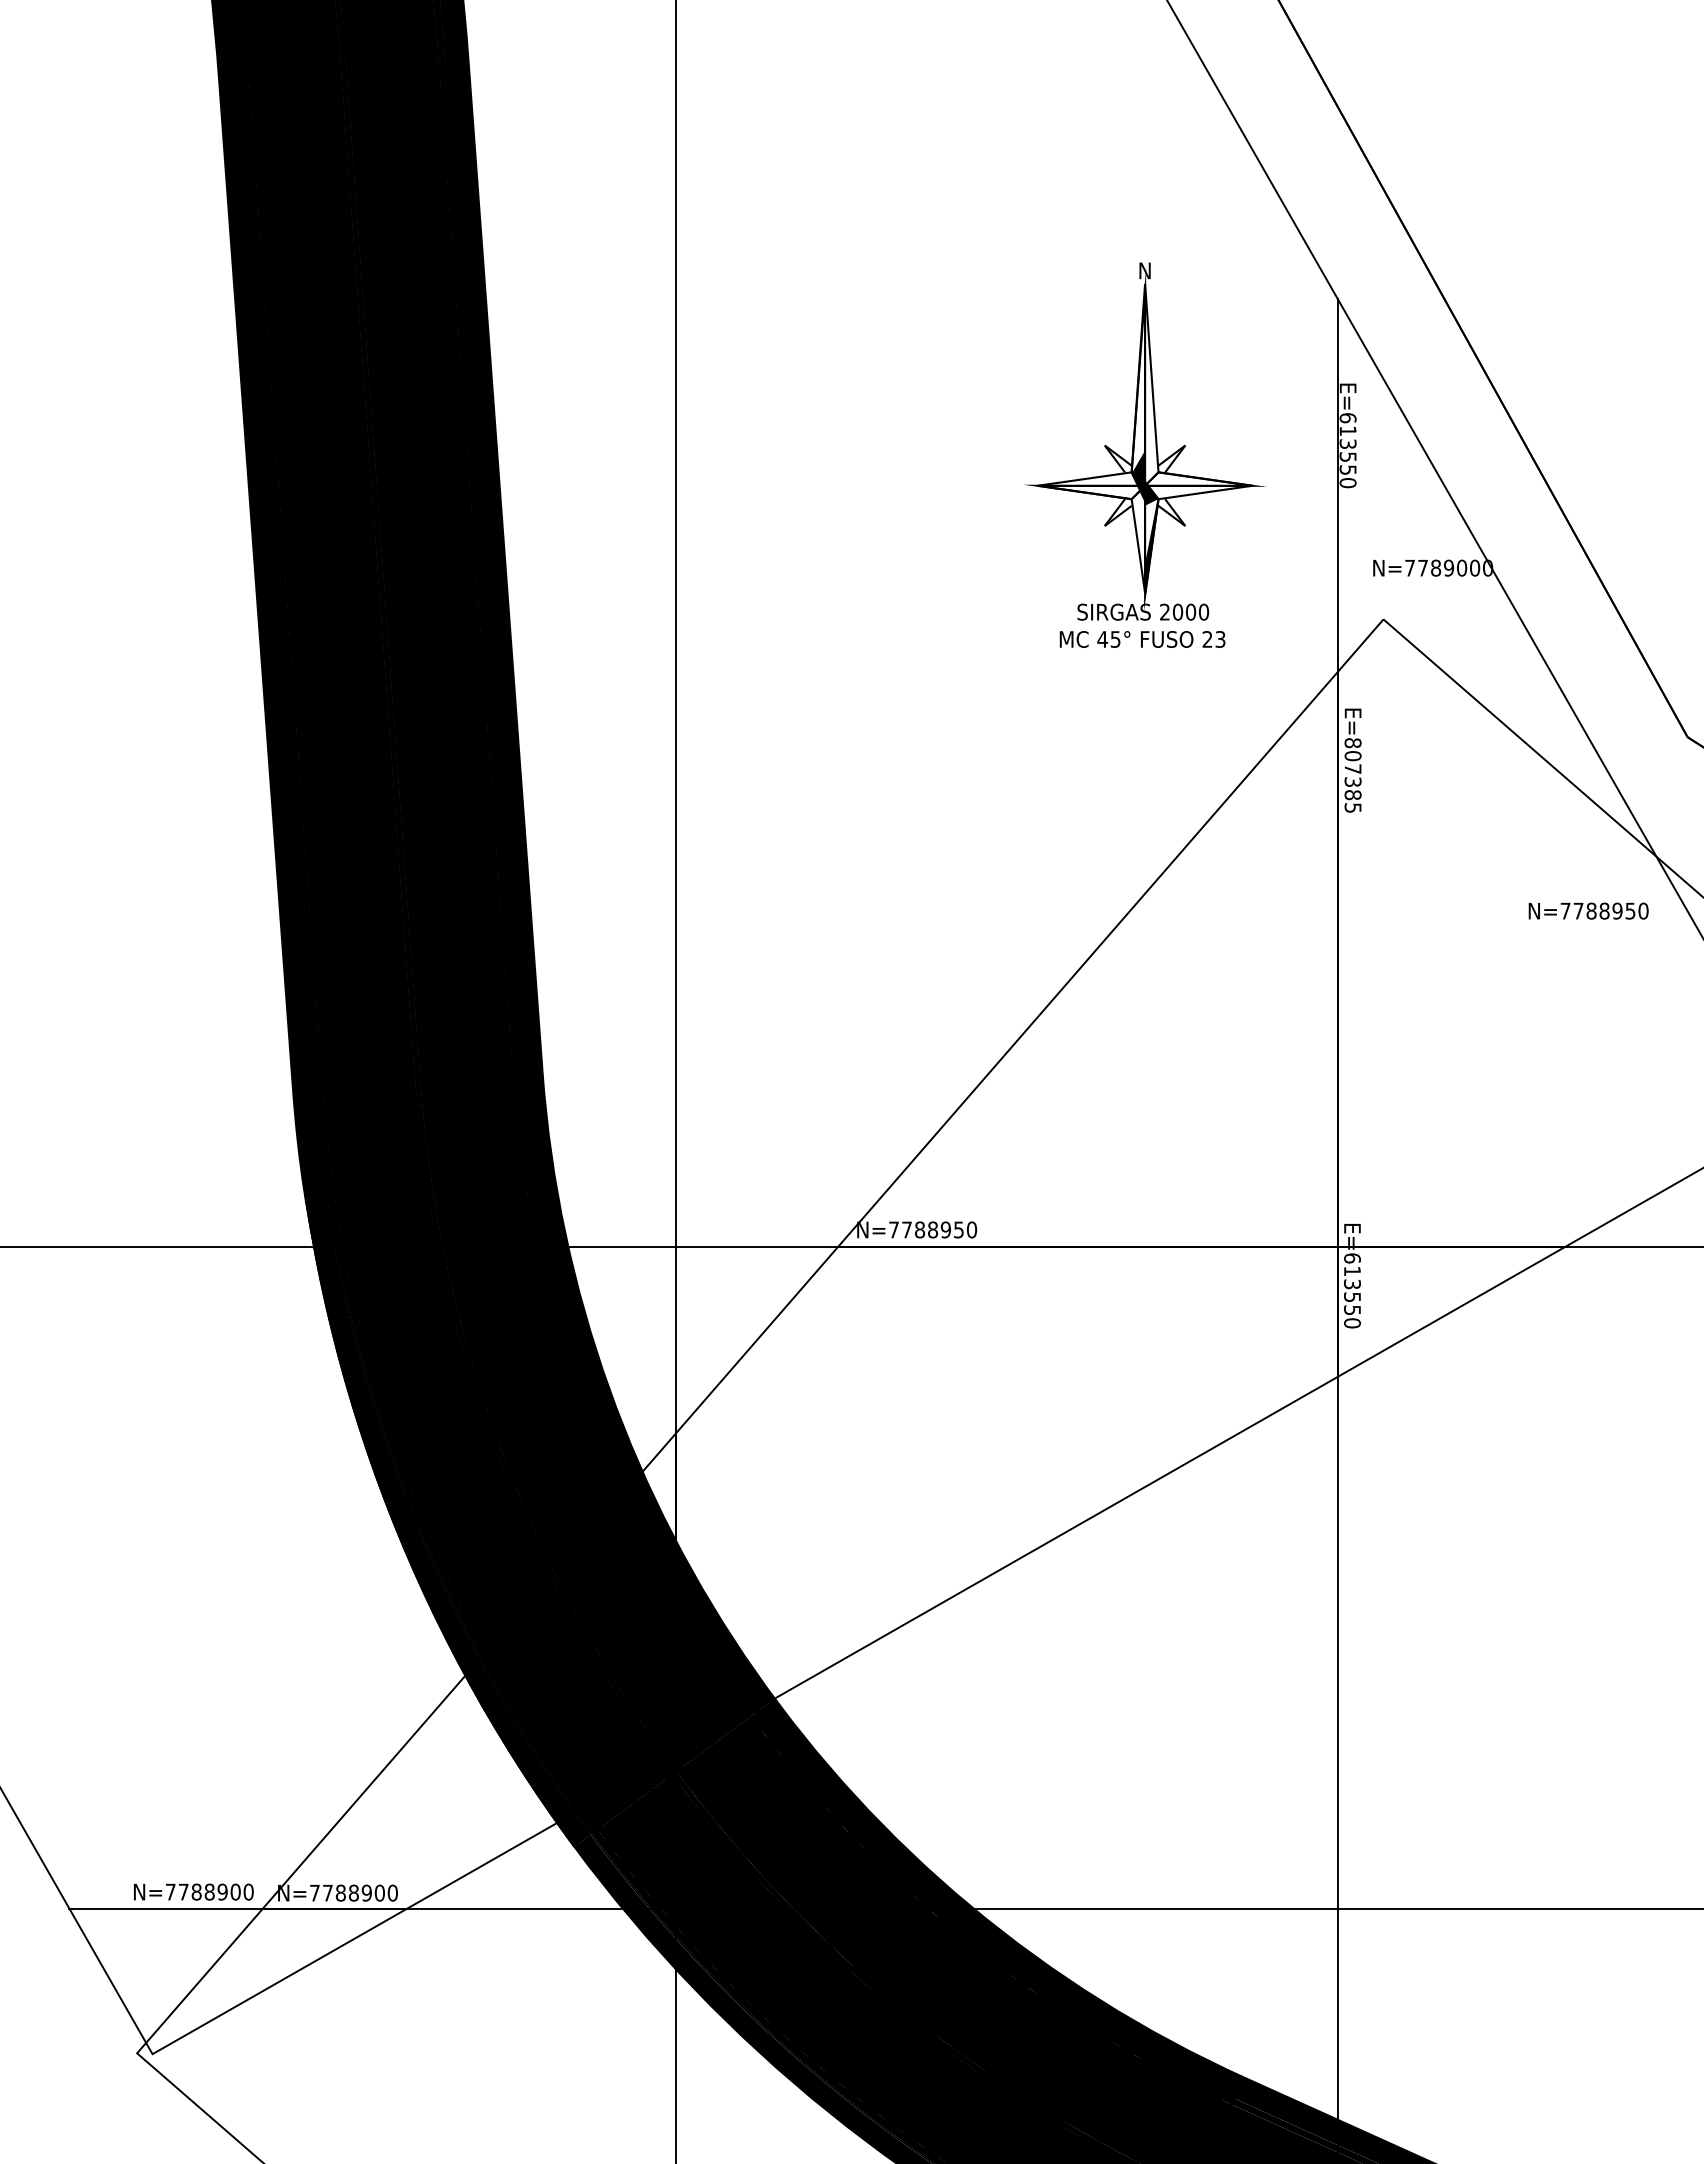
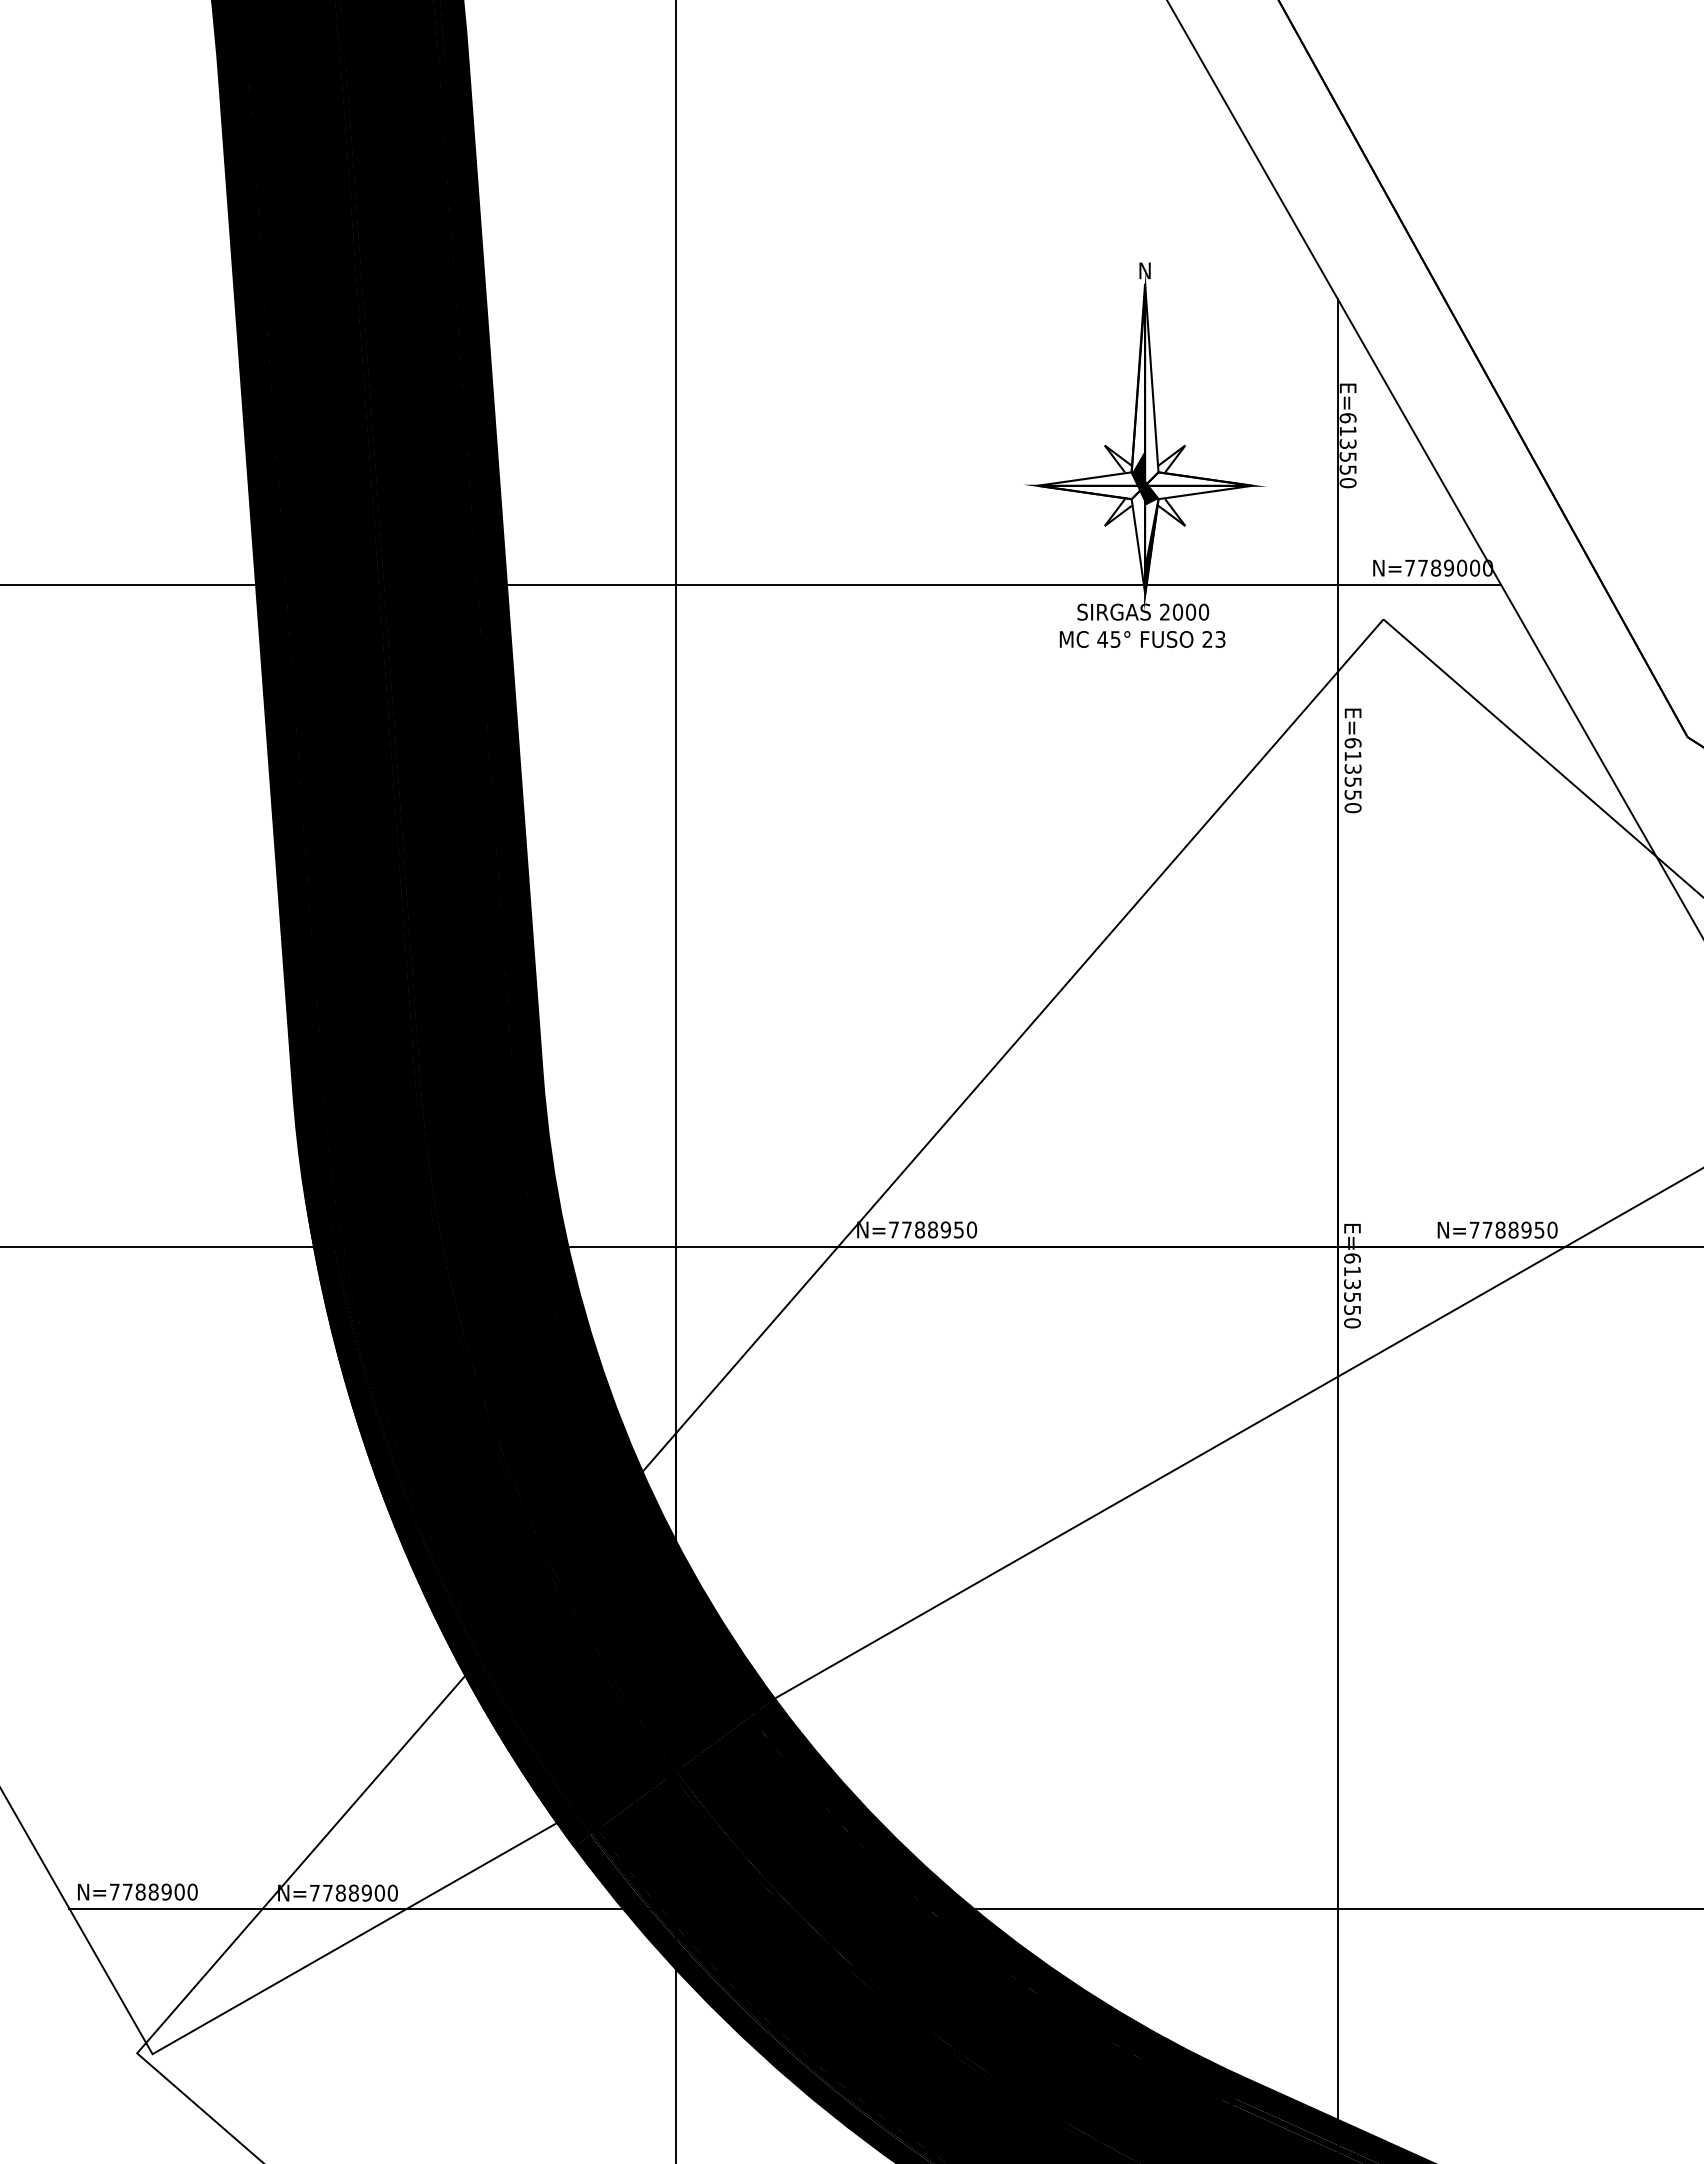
line: none -> present (751, 584)
text: E=807385 -> E=613550 (1352, 775)
text position: (1588, 910) -> (1497, 1229) (1497, 1229)
text position: (193, 1891) -> (137, 1891) (137, 1891)
